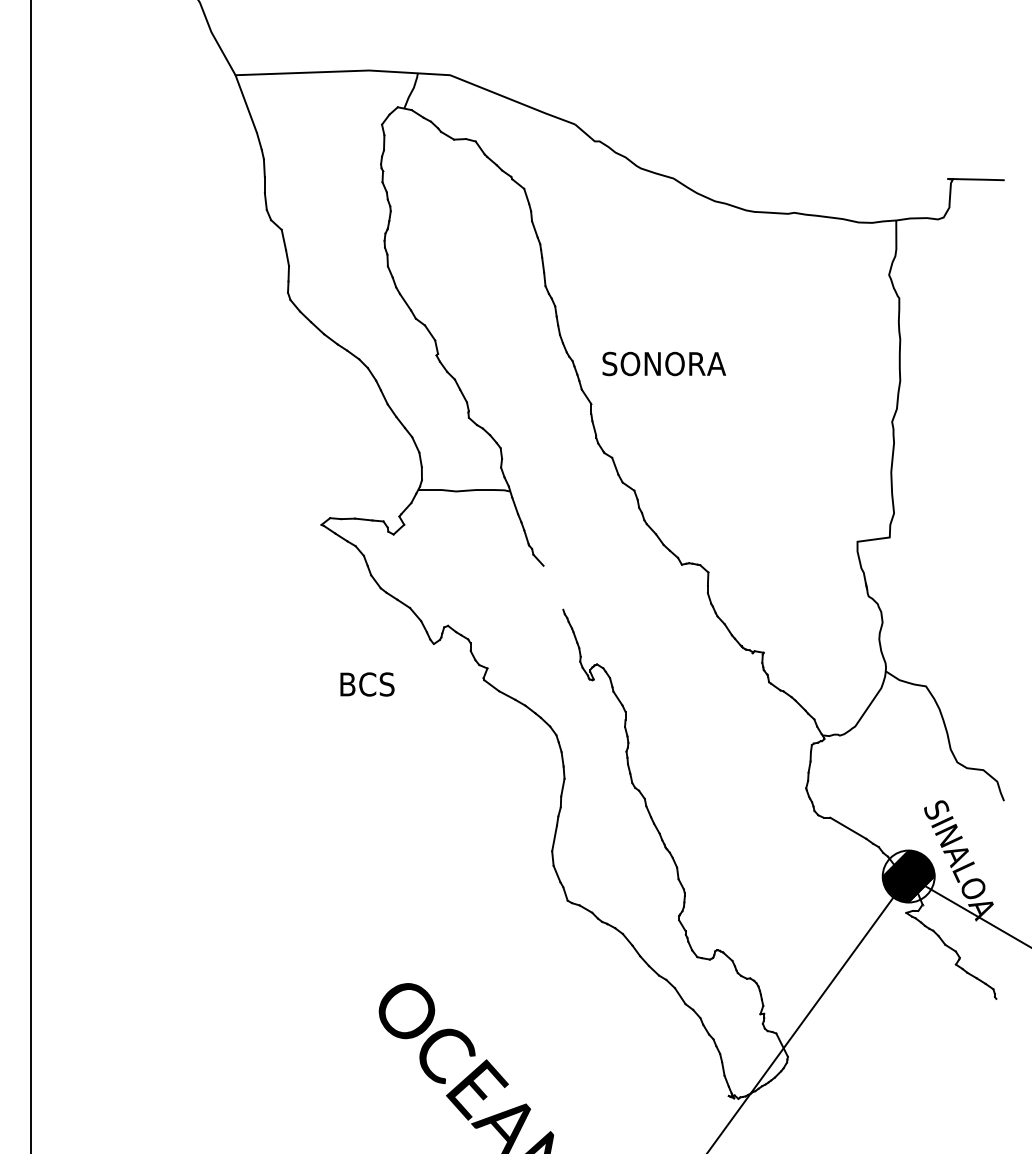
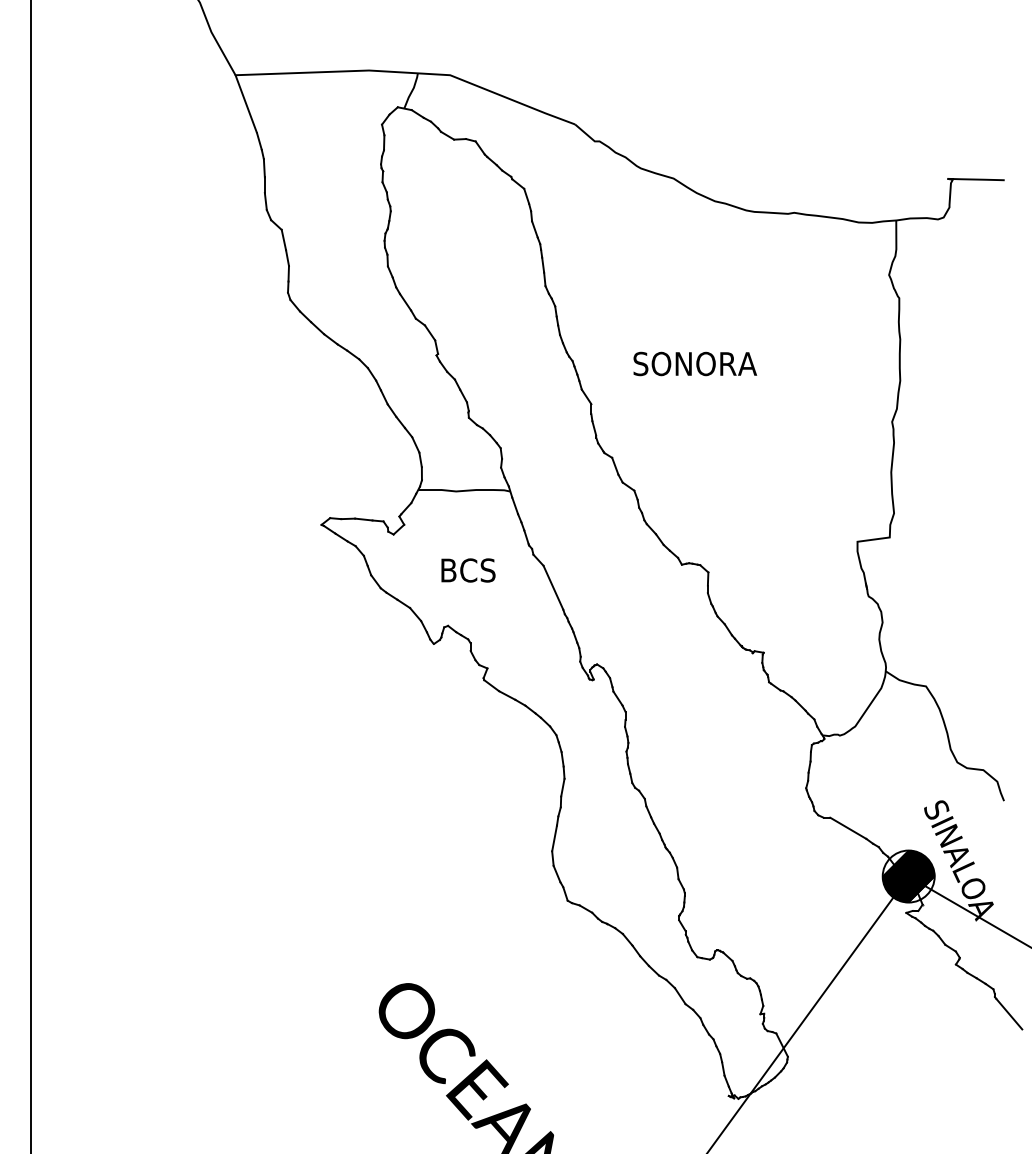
text position: (664, 363) -> (695, 363) (695, 363)
line: none -> present (553, 587)
text position: (367, 684) -> (468, 570) (468, 570)
line: none -> present (1009, 1013)
